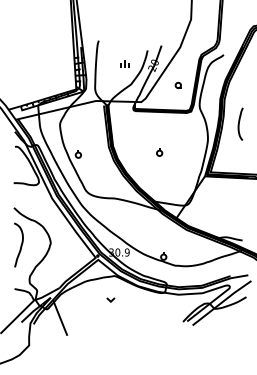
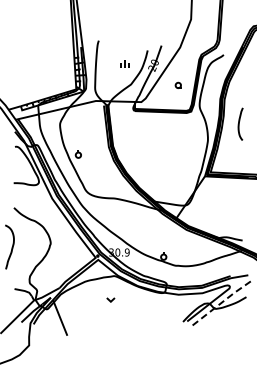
part: present -> none (159, 152)
curve position: (20, 245) -> (11, 247) (11, 247)
line: solid -> dashed (221, 302)
